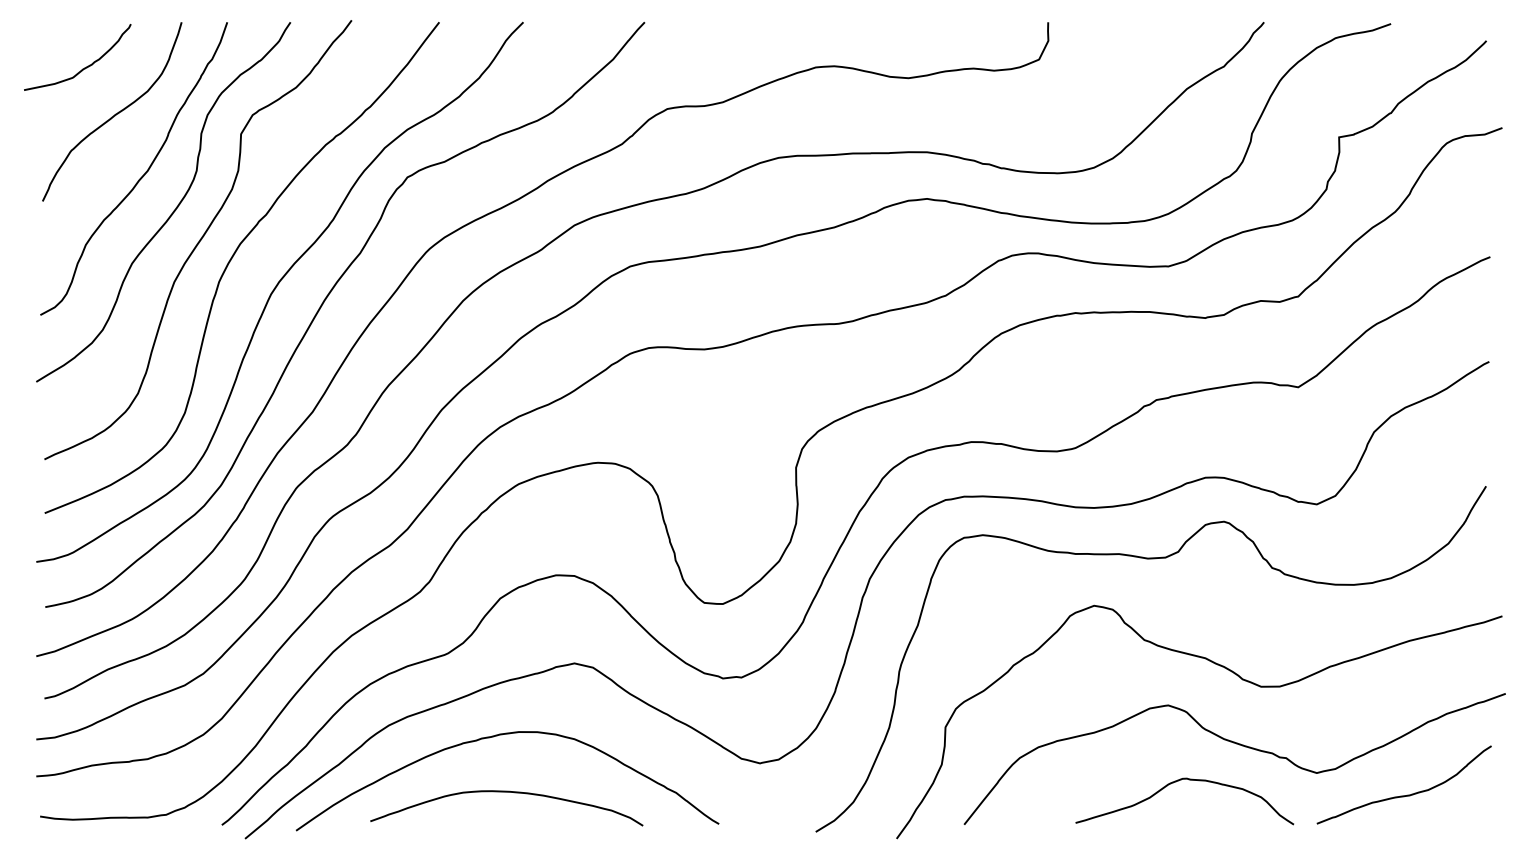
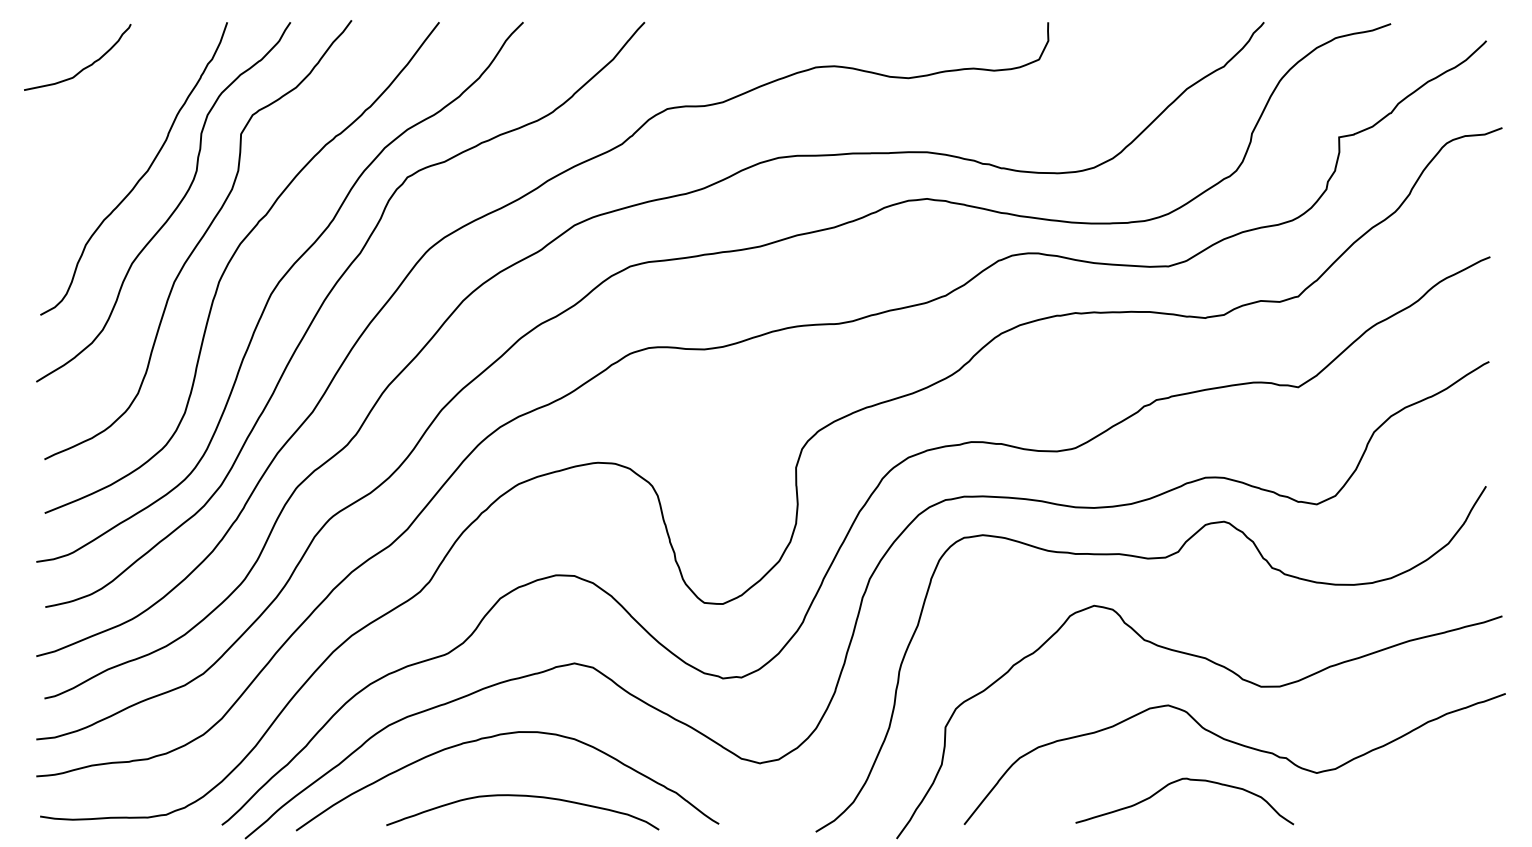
curve: present -> none (115, 113)
curve position: (506, 792) -> (522, 796) (522, 796)
curve: present -> none (1407, 794)
